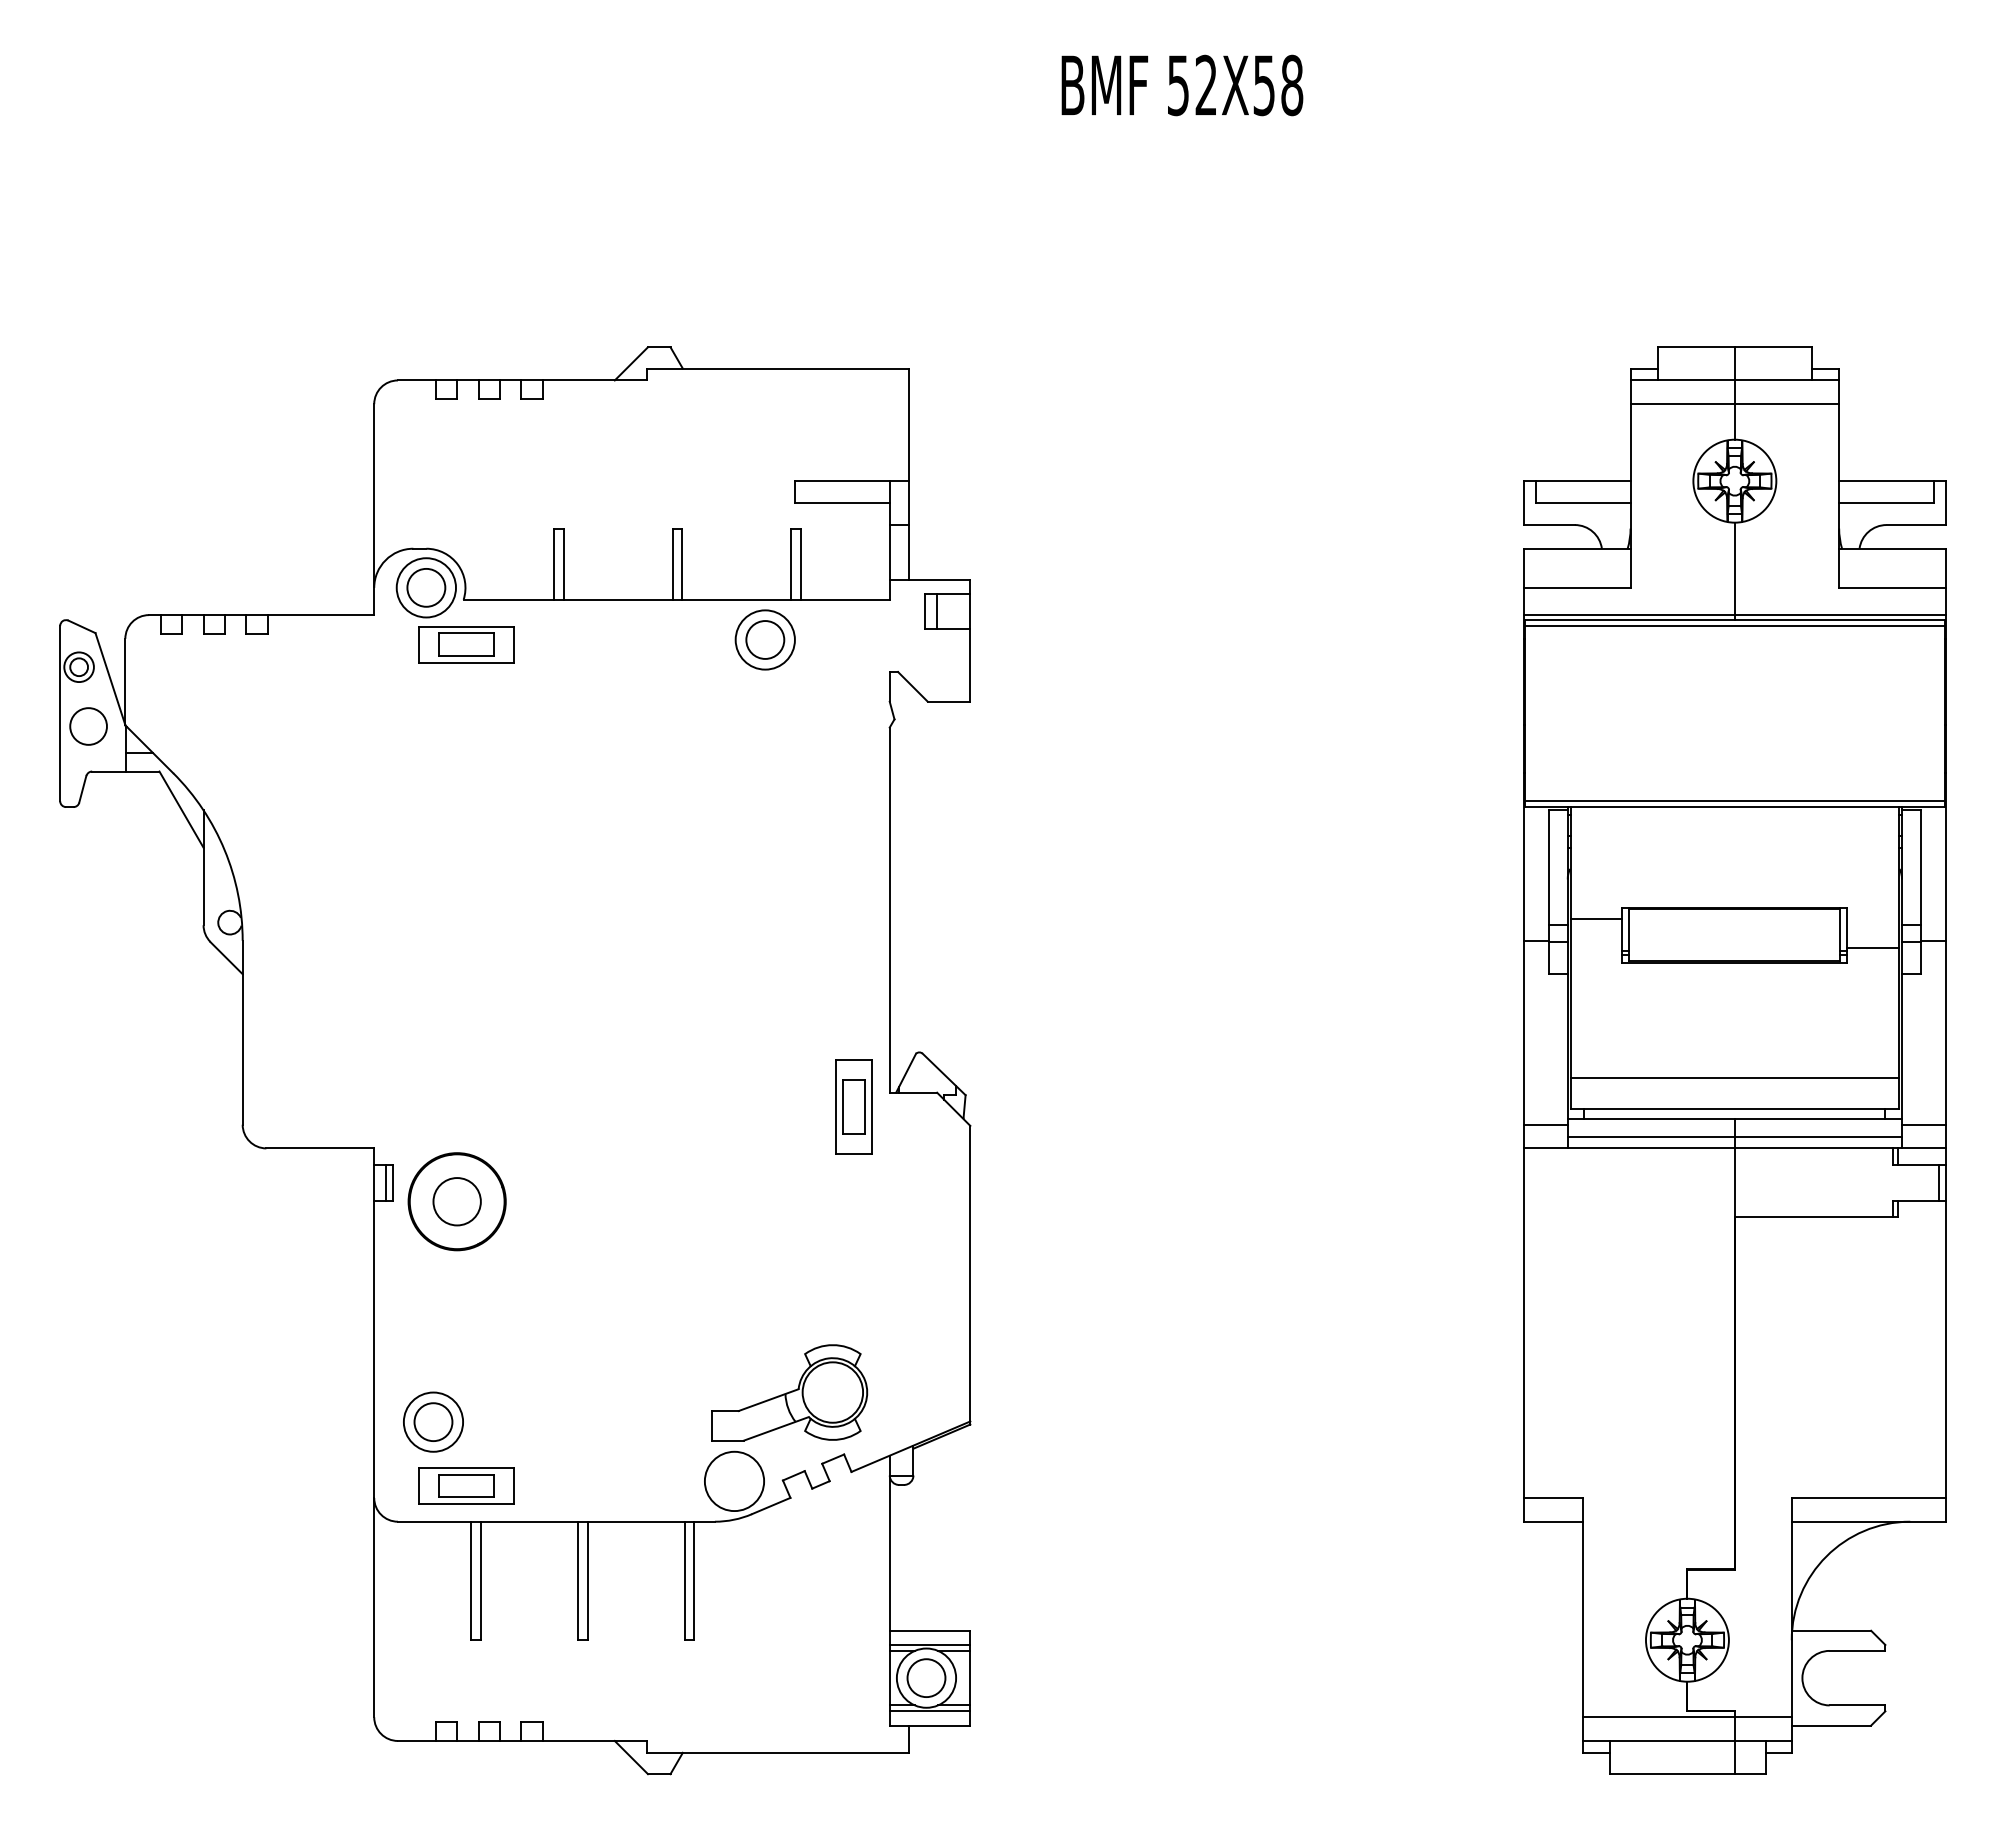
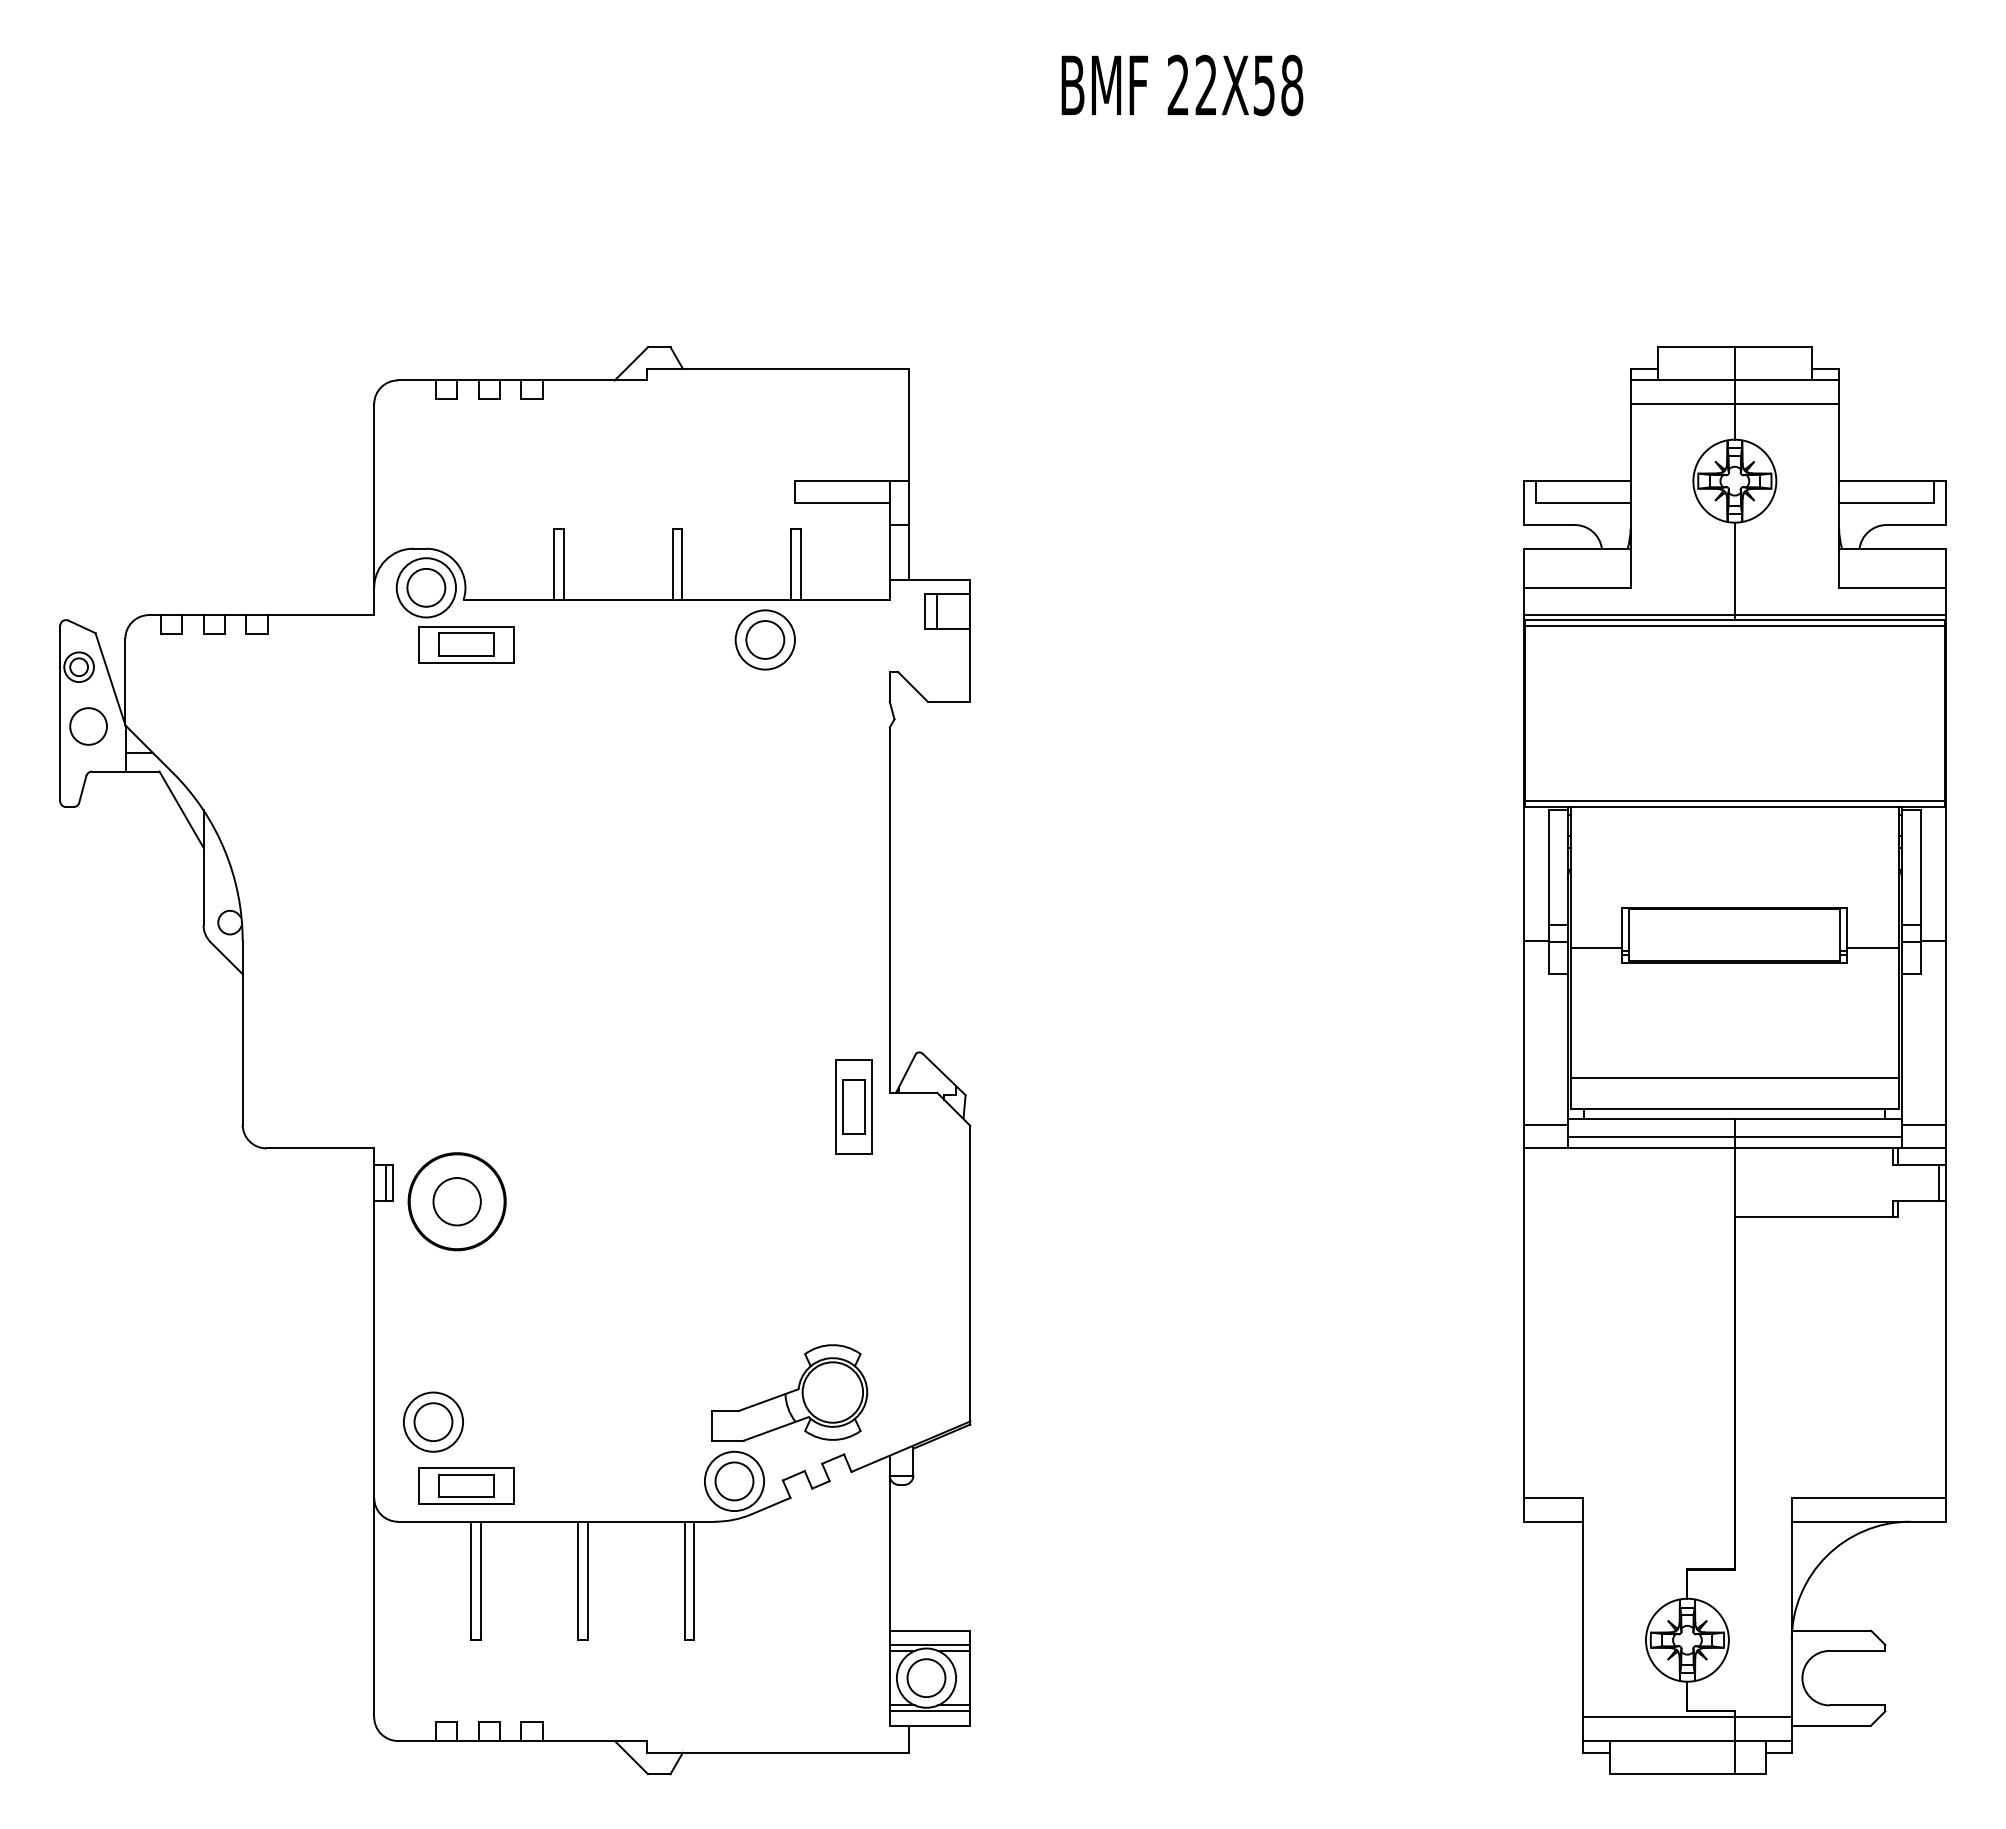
text: 52X58 -> 22X58 (1177, 85)
line position: (1596, 919) -> (1596, 948) (1596, 948)
circle: none -> present (734, 1481)
